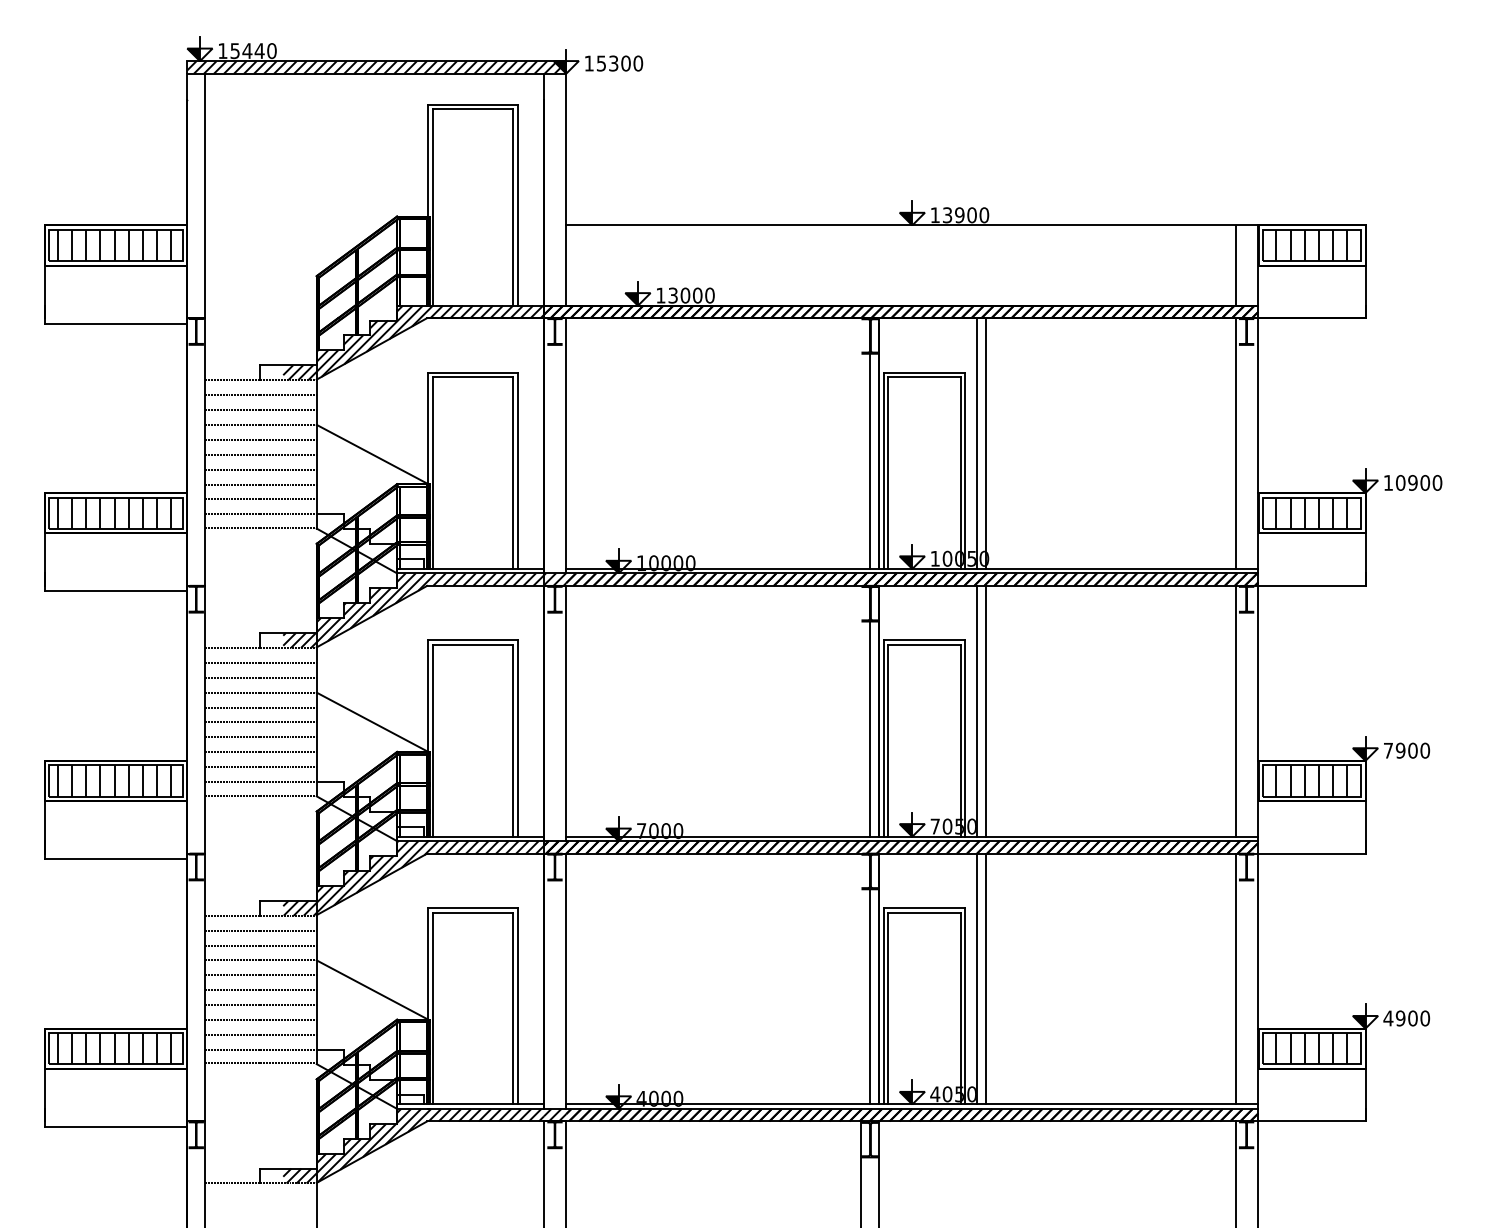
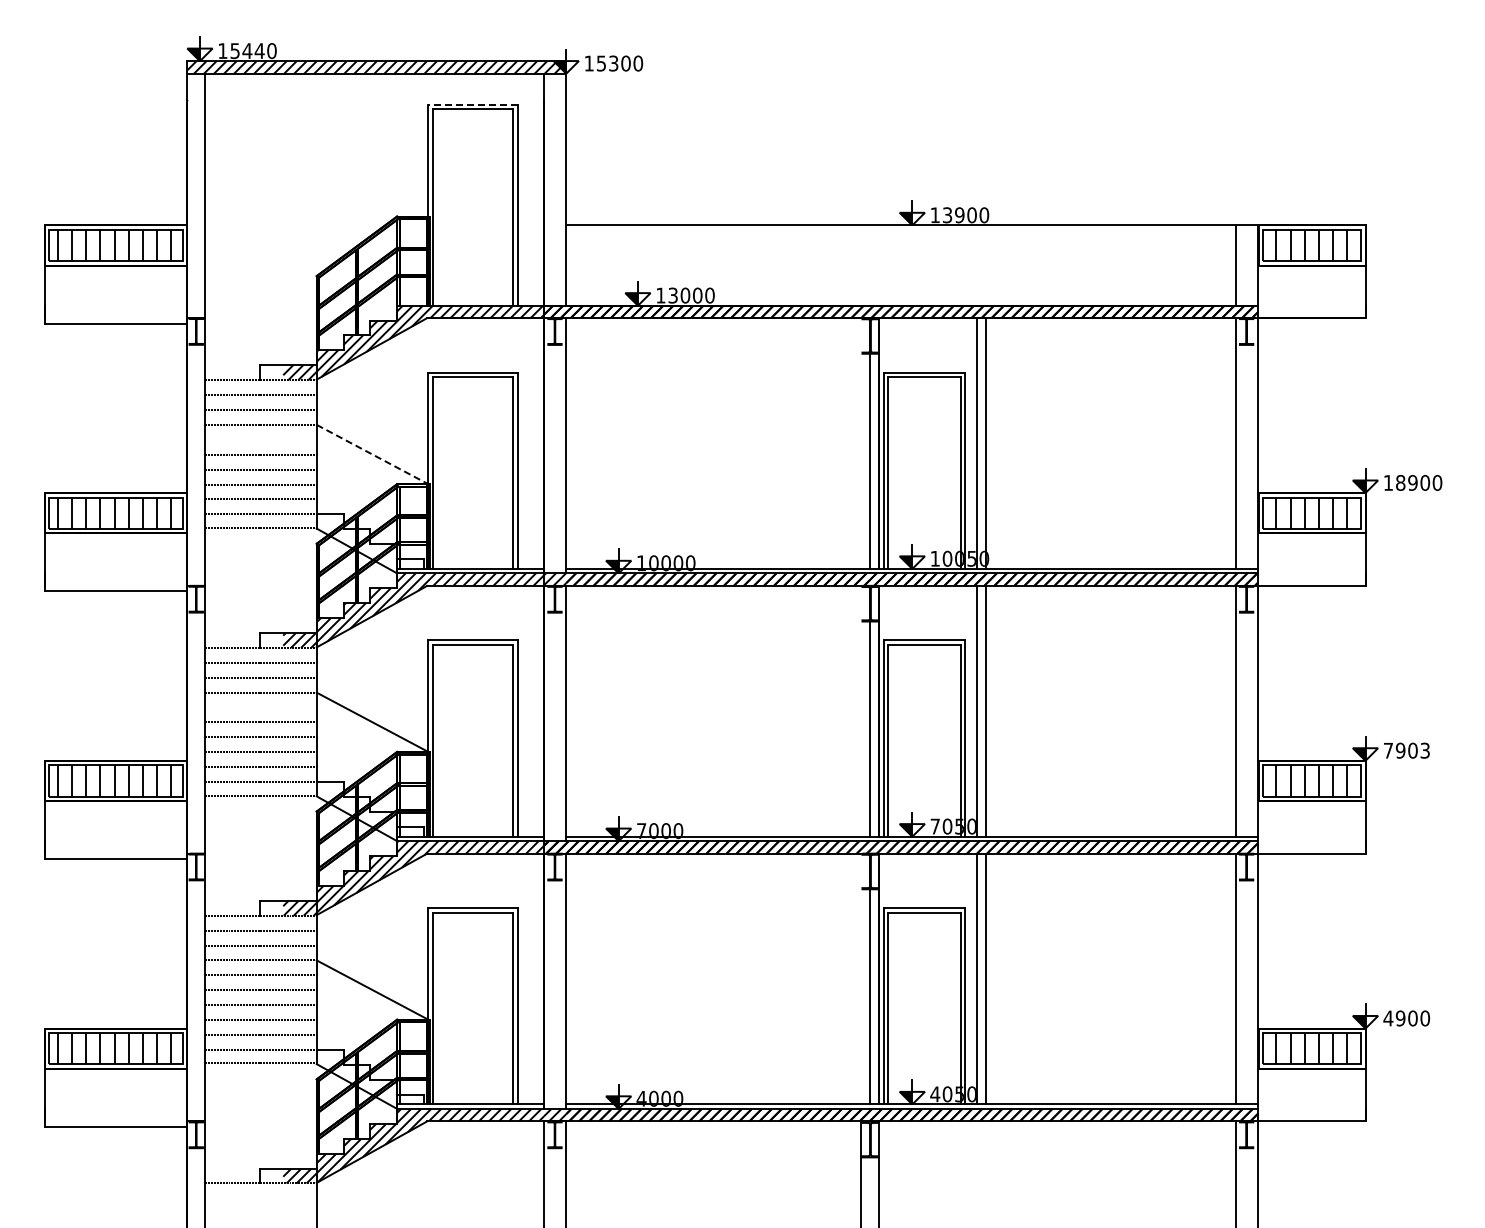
line: solid -> dashed (472, 104)
line: present -> none (260, 439)
line: solid -> dashed (372, 454)
text: 10900 -> 18900 (1400, 482)
line: present -> none (260, 707)
text: 7900 -> 7903 (1425, 750)
